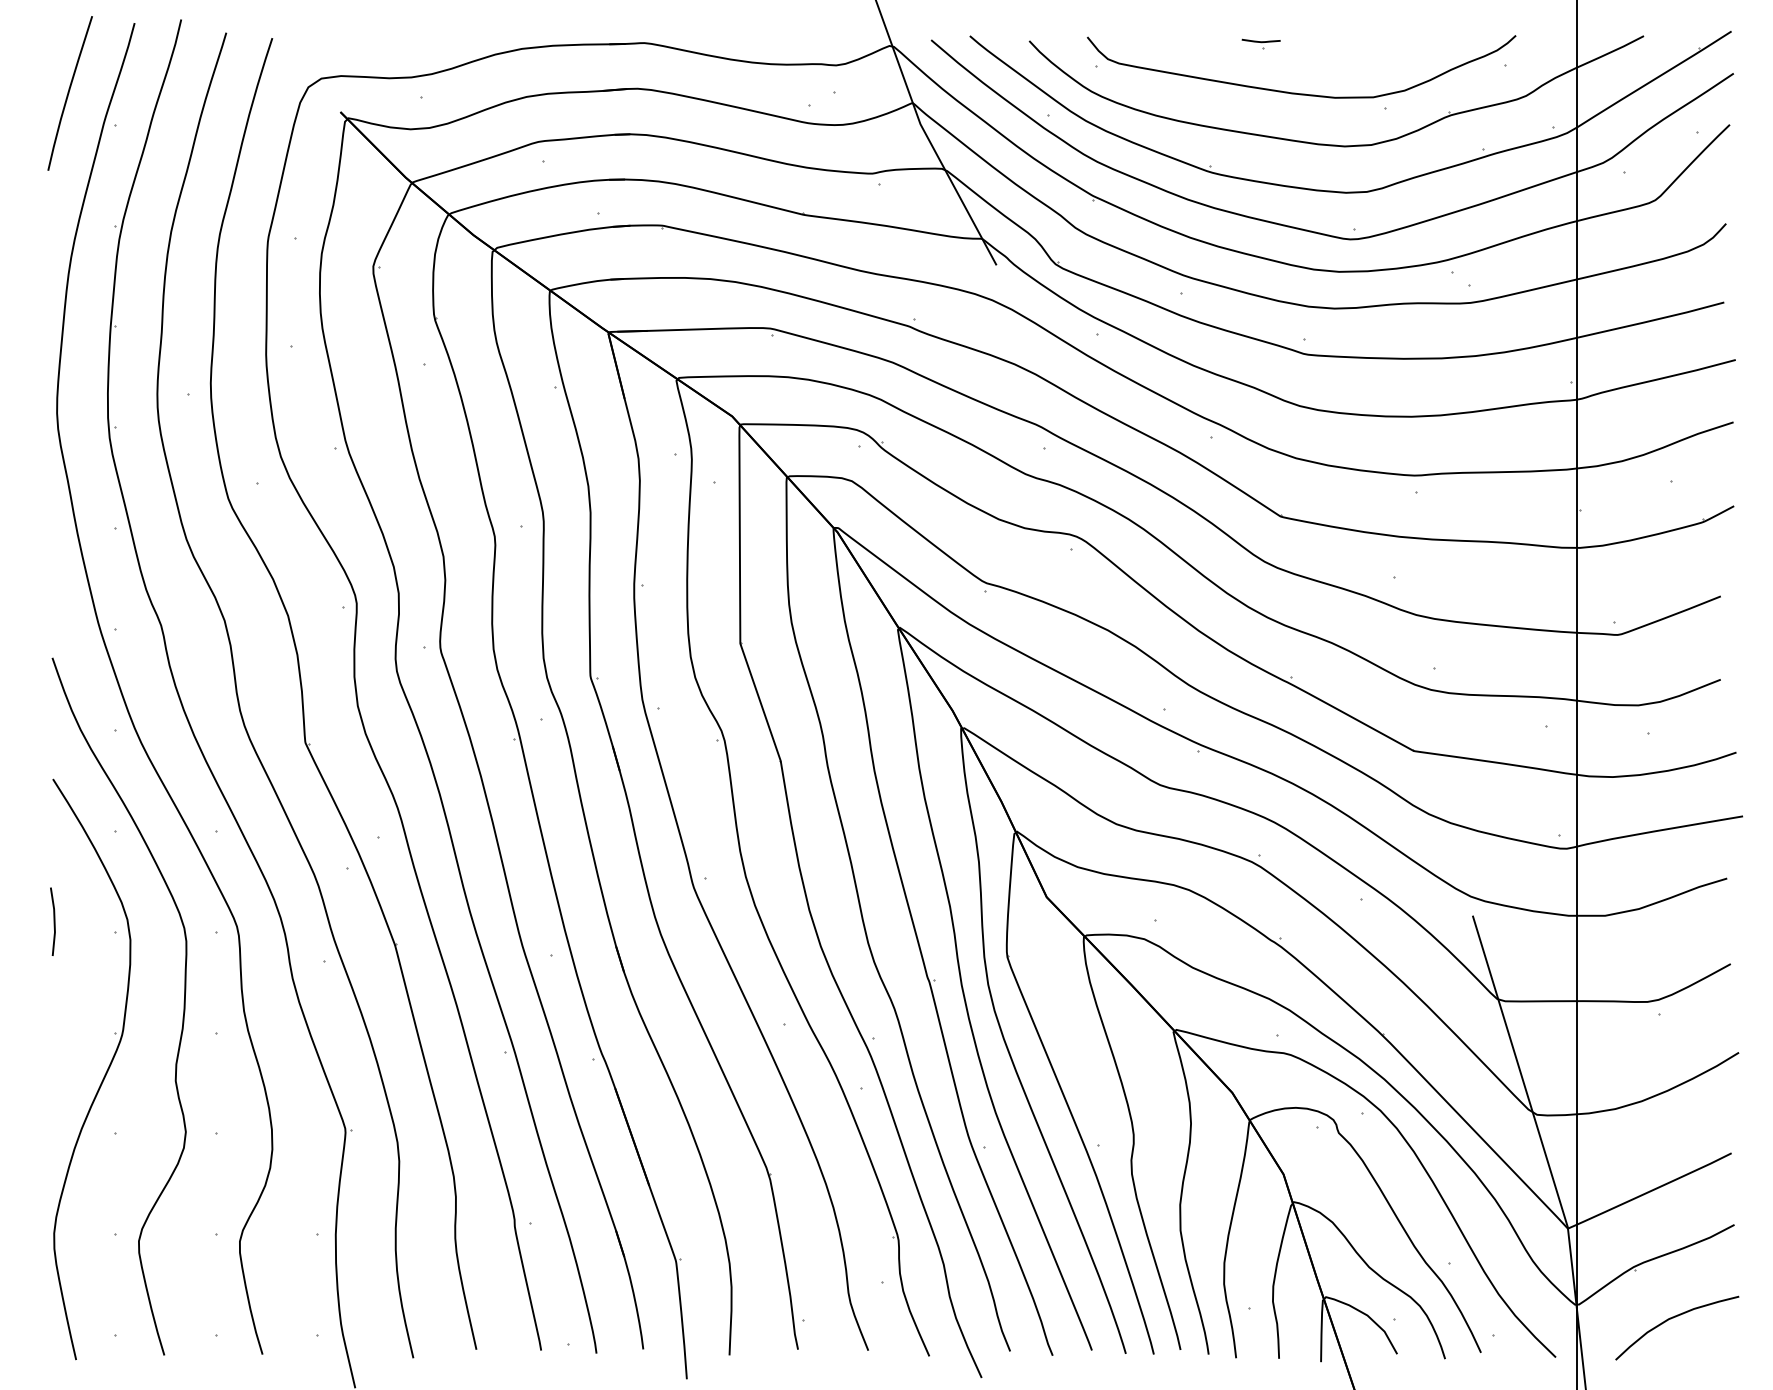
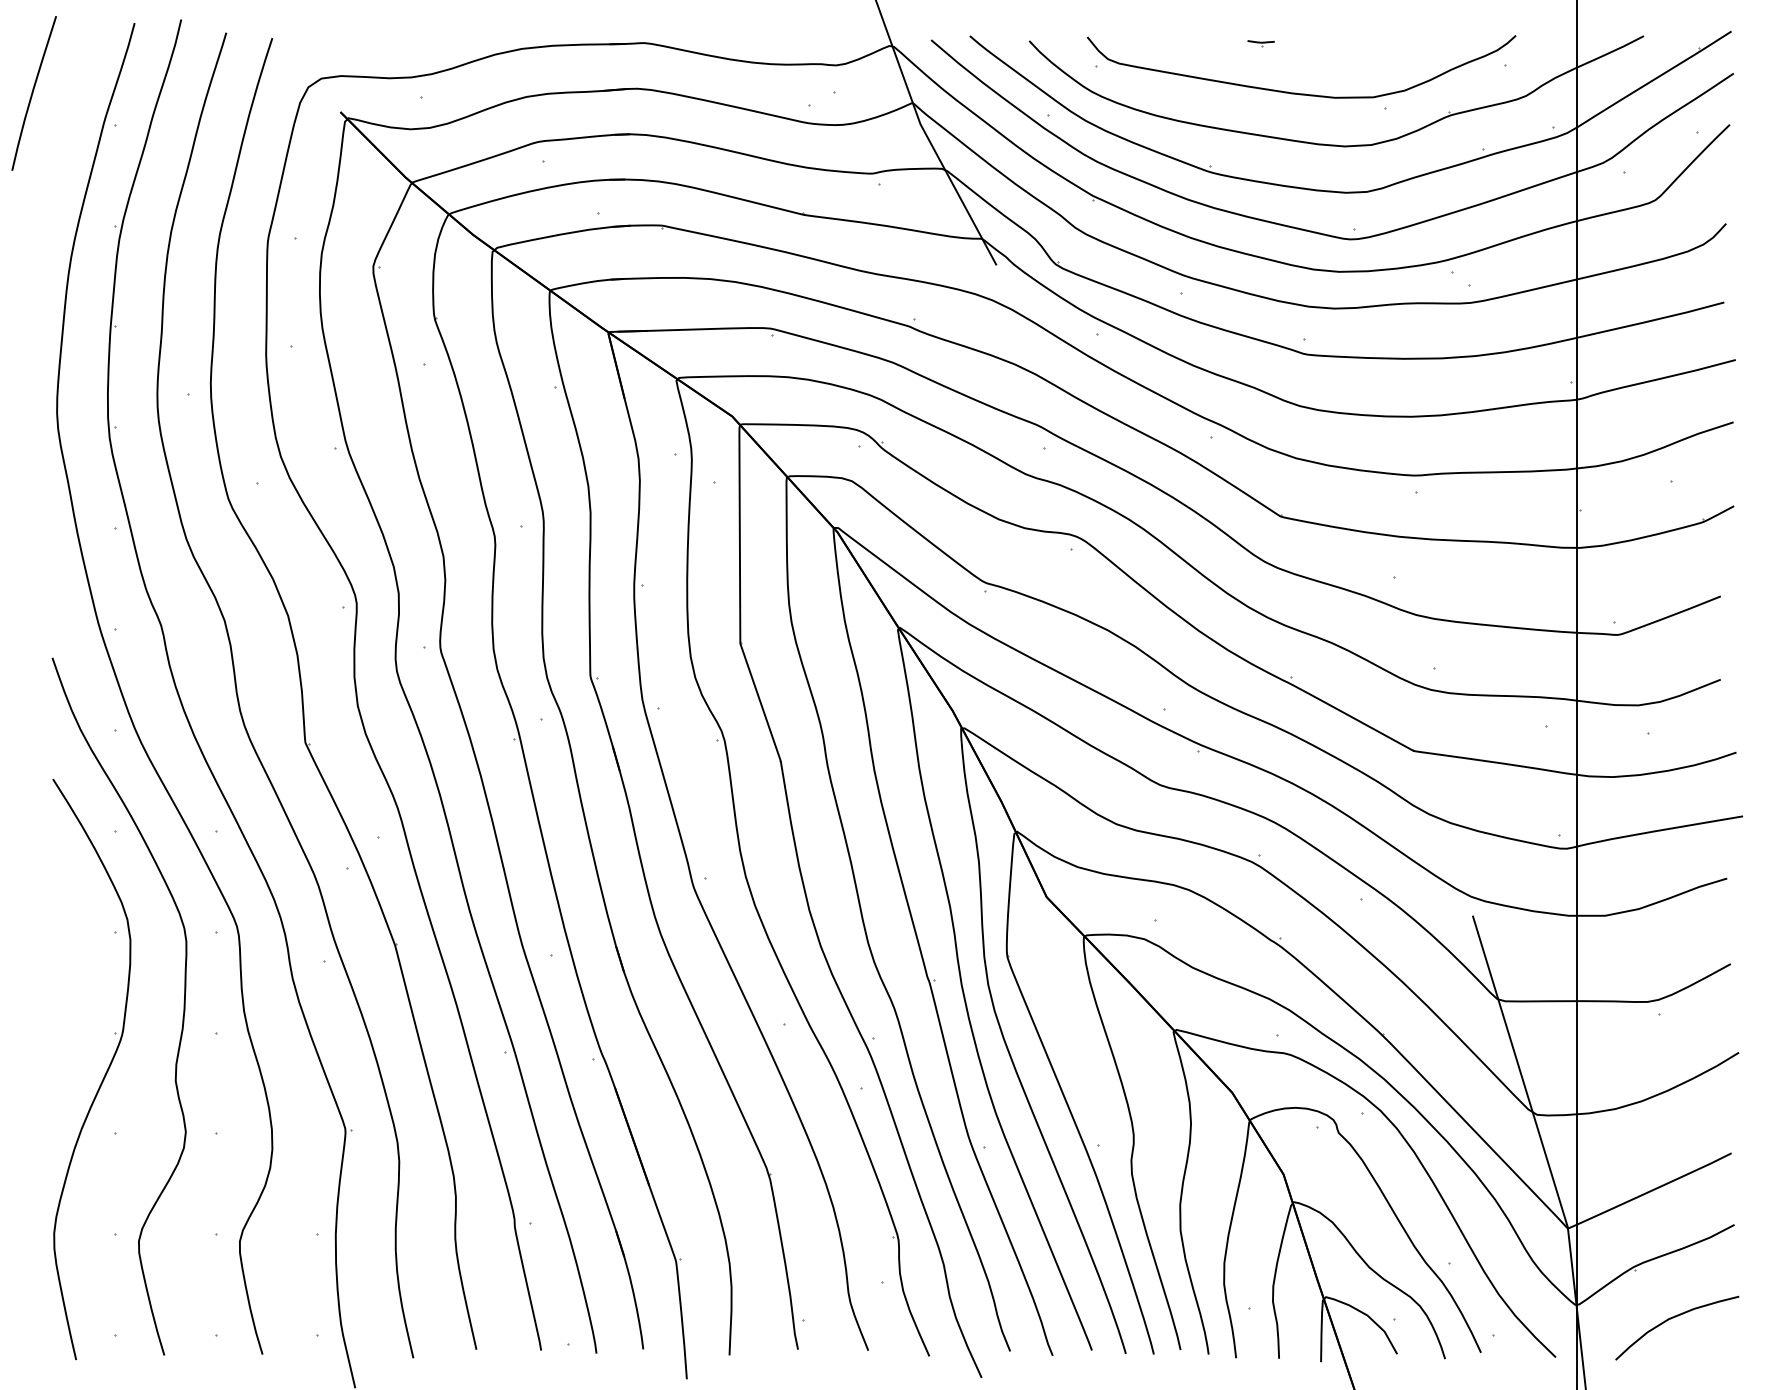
part size: 40x12 px -> 28x8 px (1260, 43)
curve position: (69, 93) -> (33, 93) (33, 93)
line: present -> none (53, 921)
